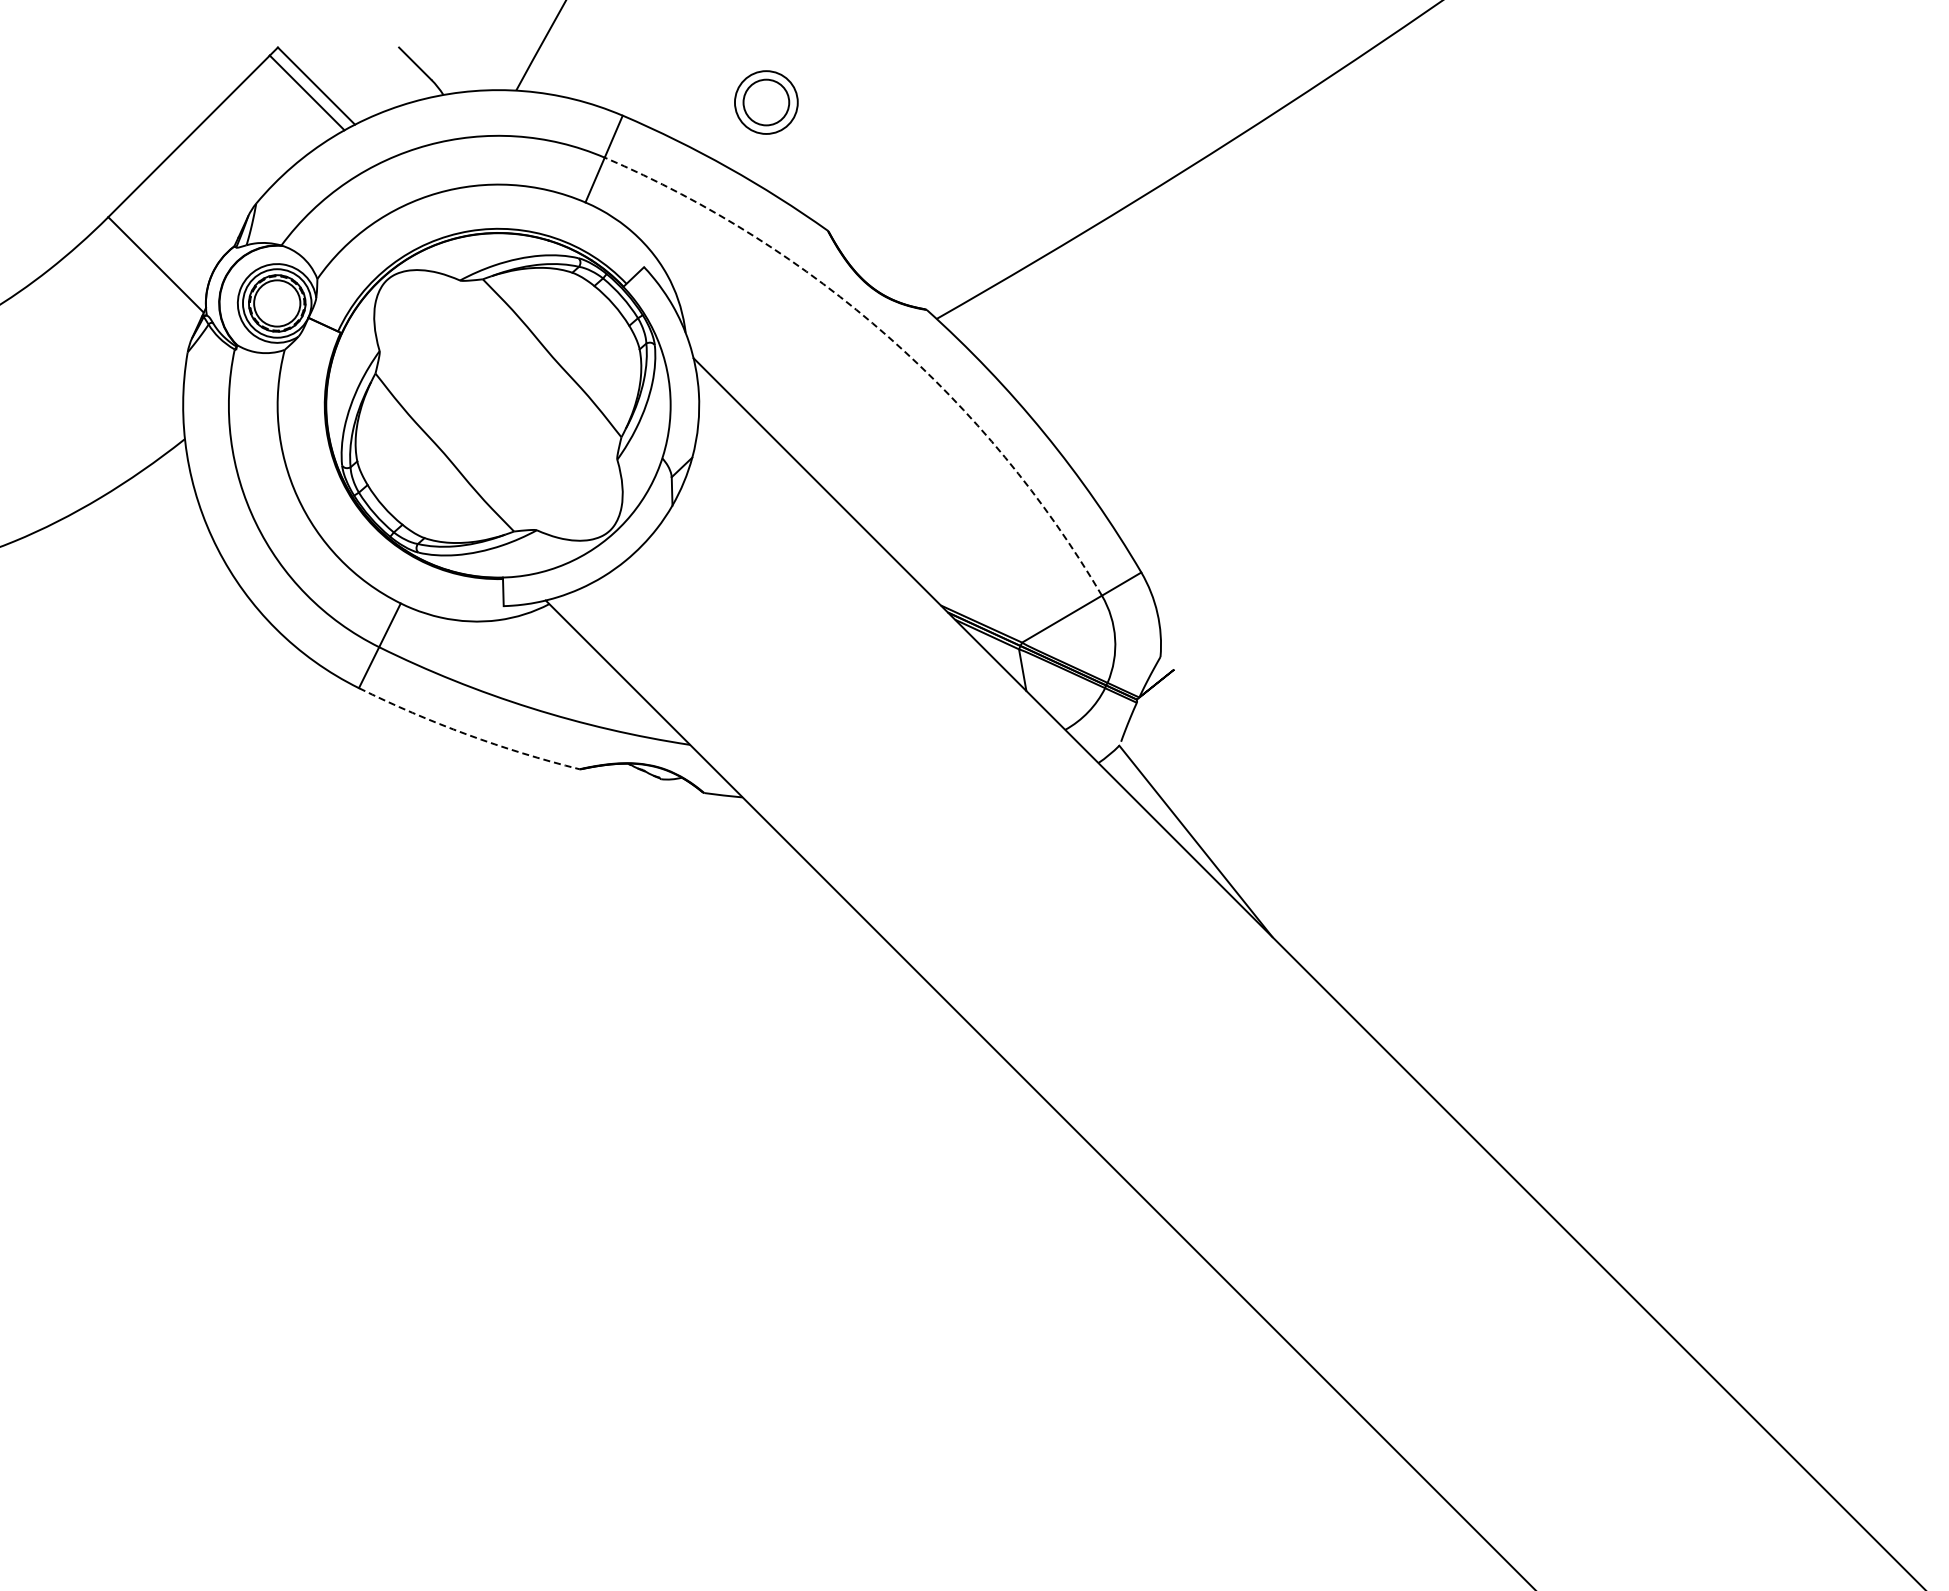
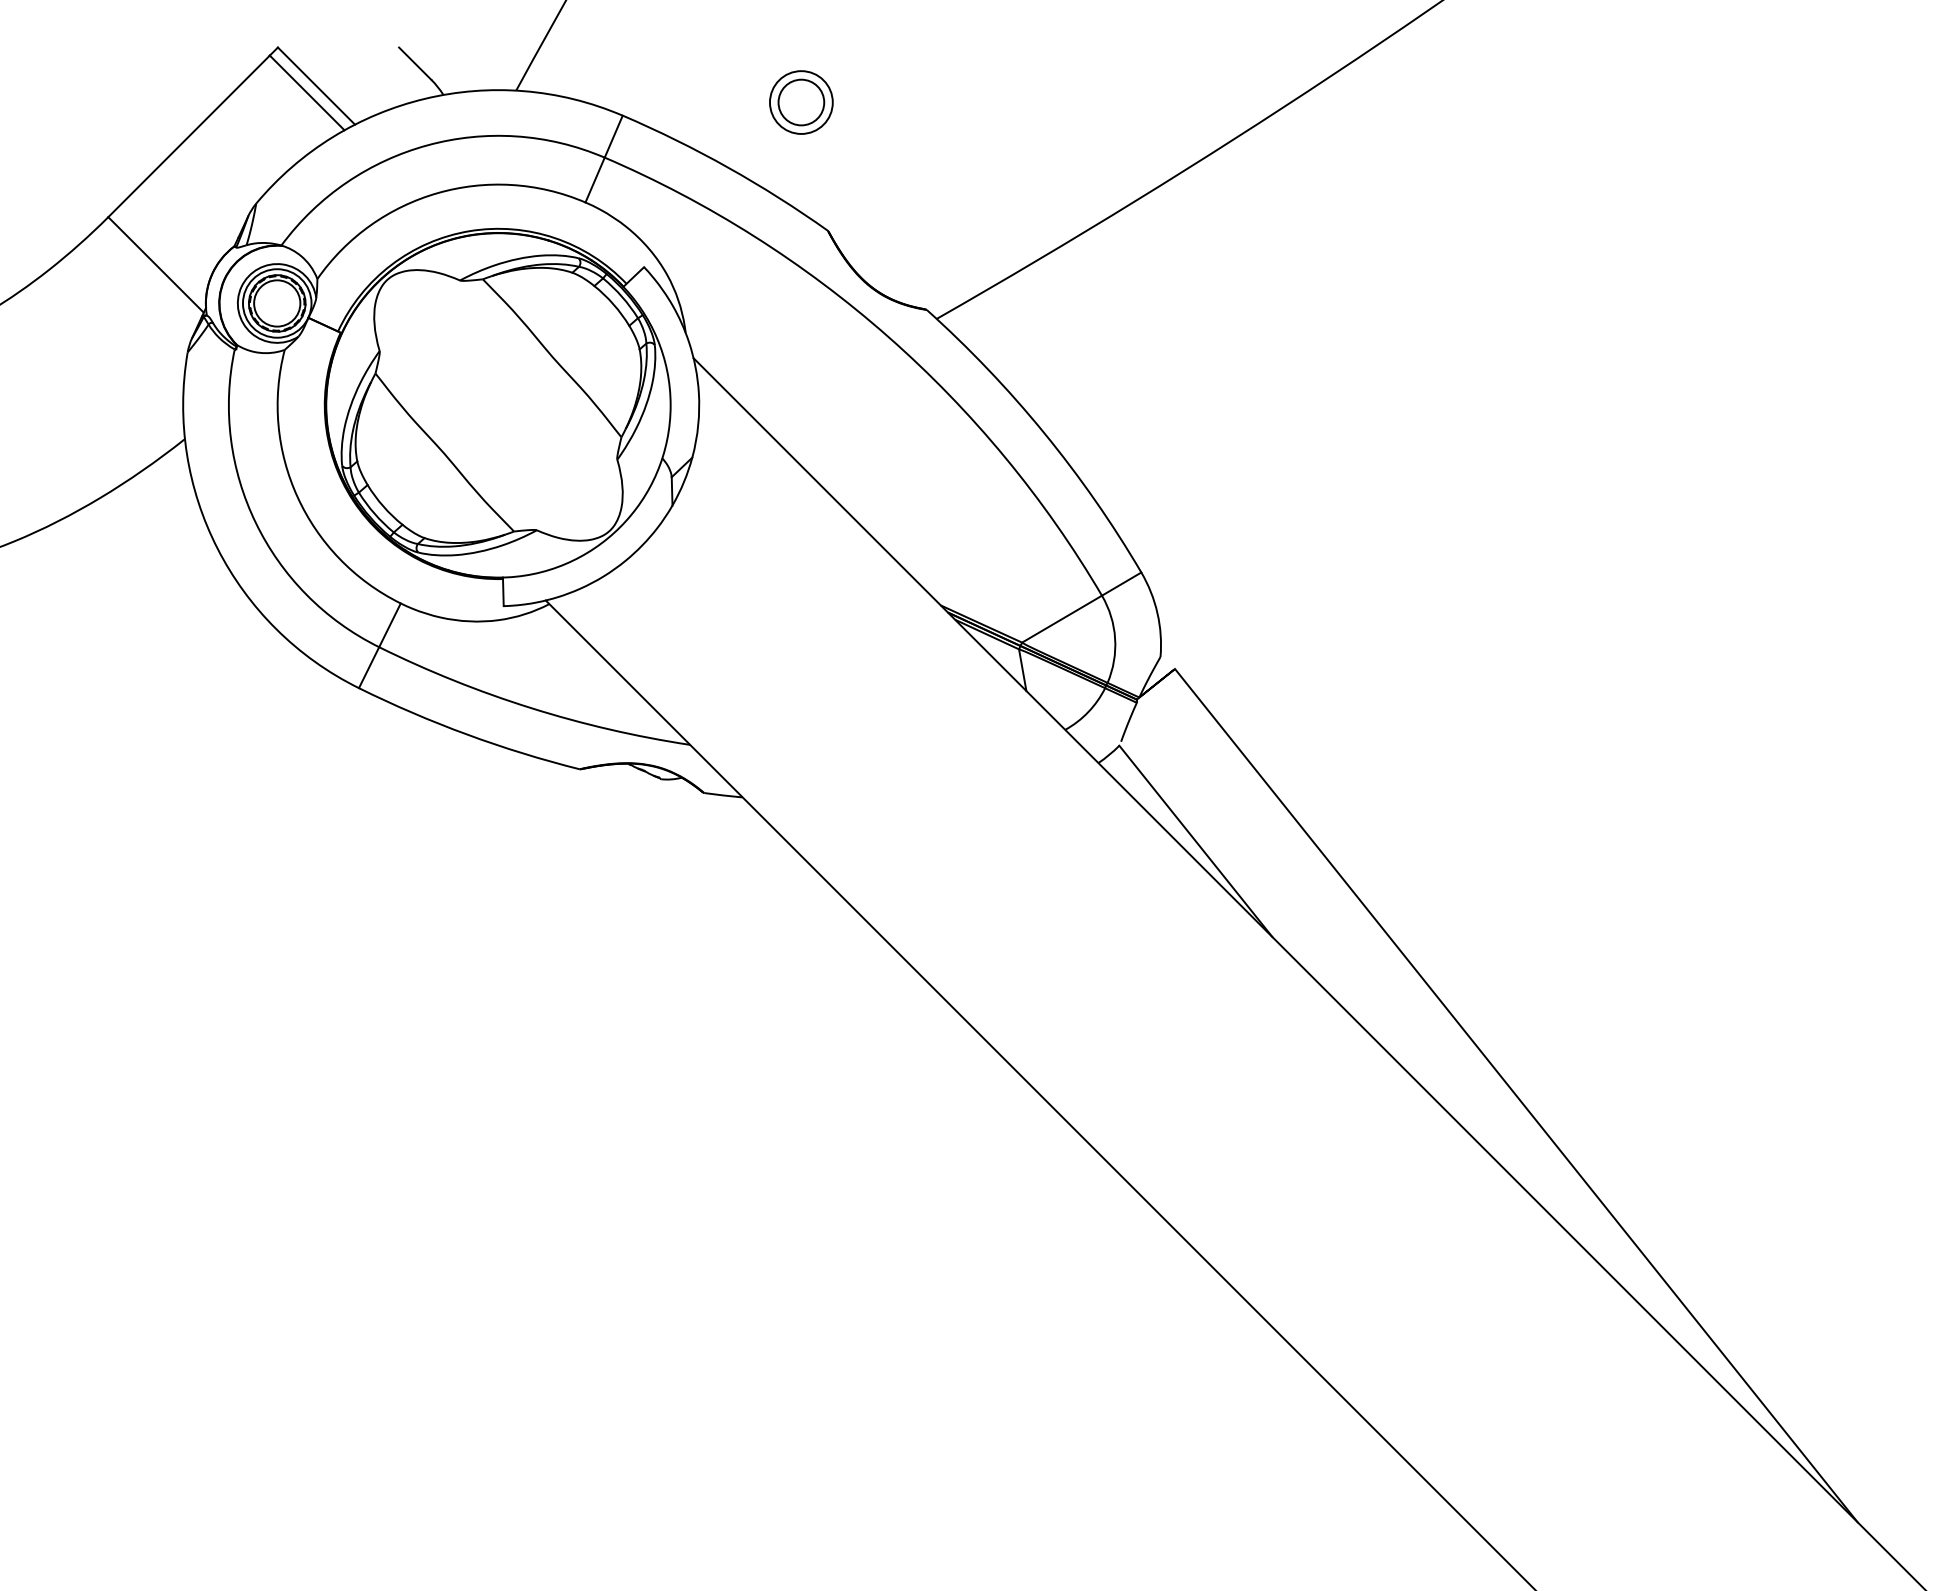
part position: (766, 102) -> (801, 102) (801, 102)
arc: dashed -> solid (888, 336)
arc: dashed -> solid (467, 734)
line: none -> present (1515, 1095)
